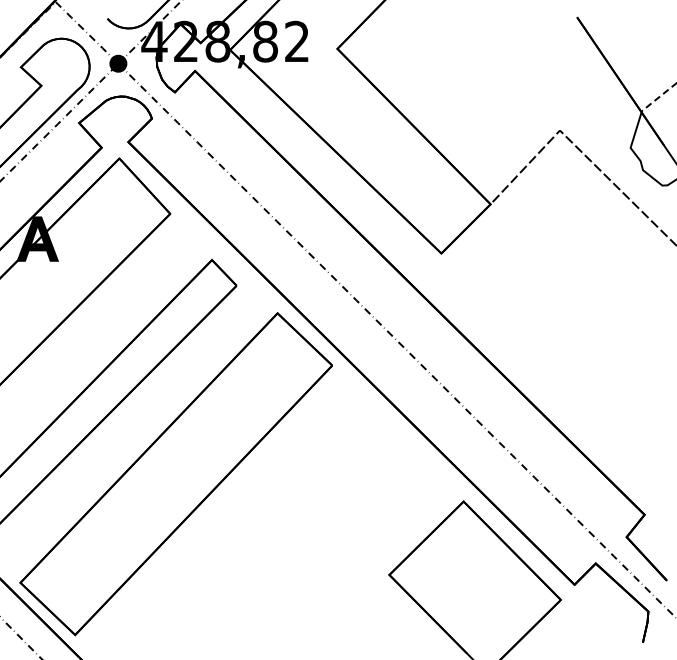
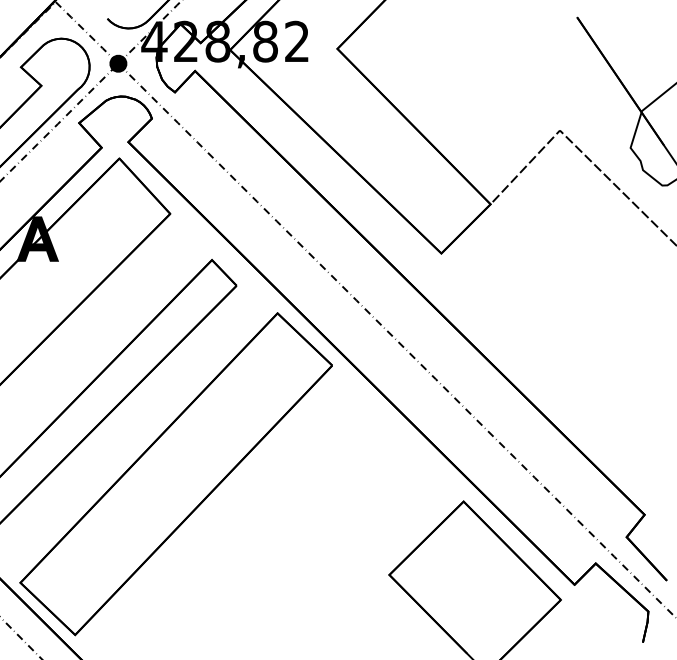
line: dashed -> solid (658, 98)
